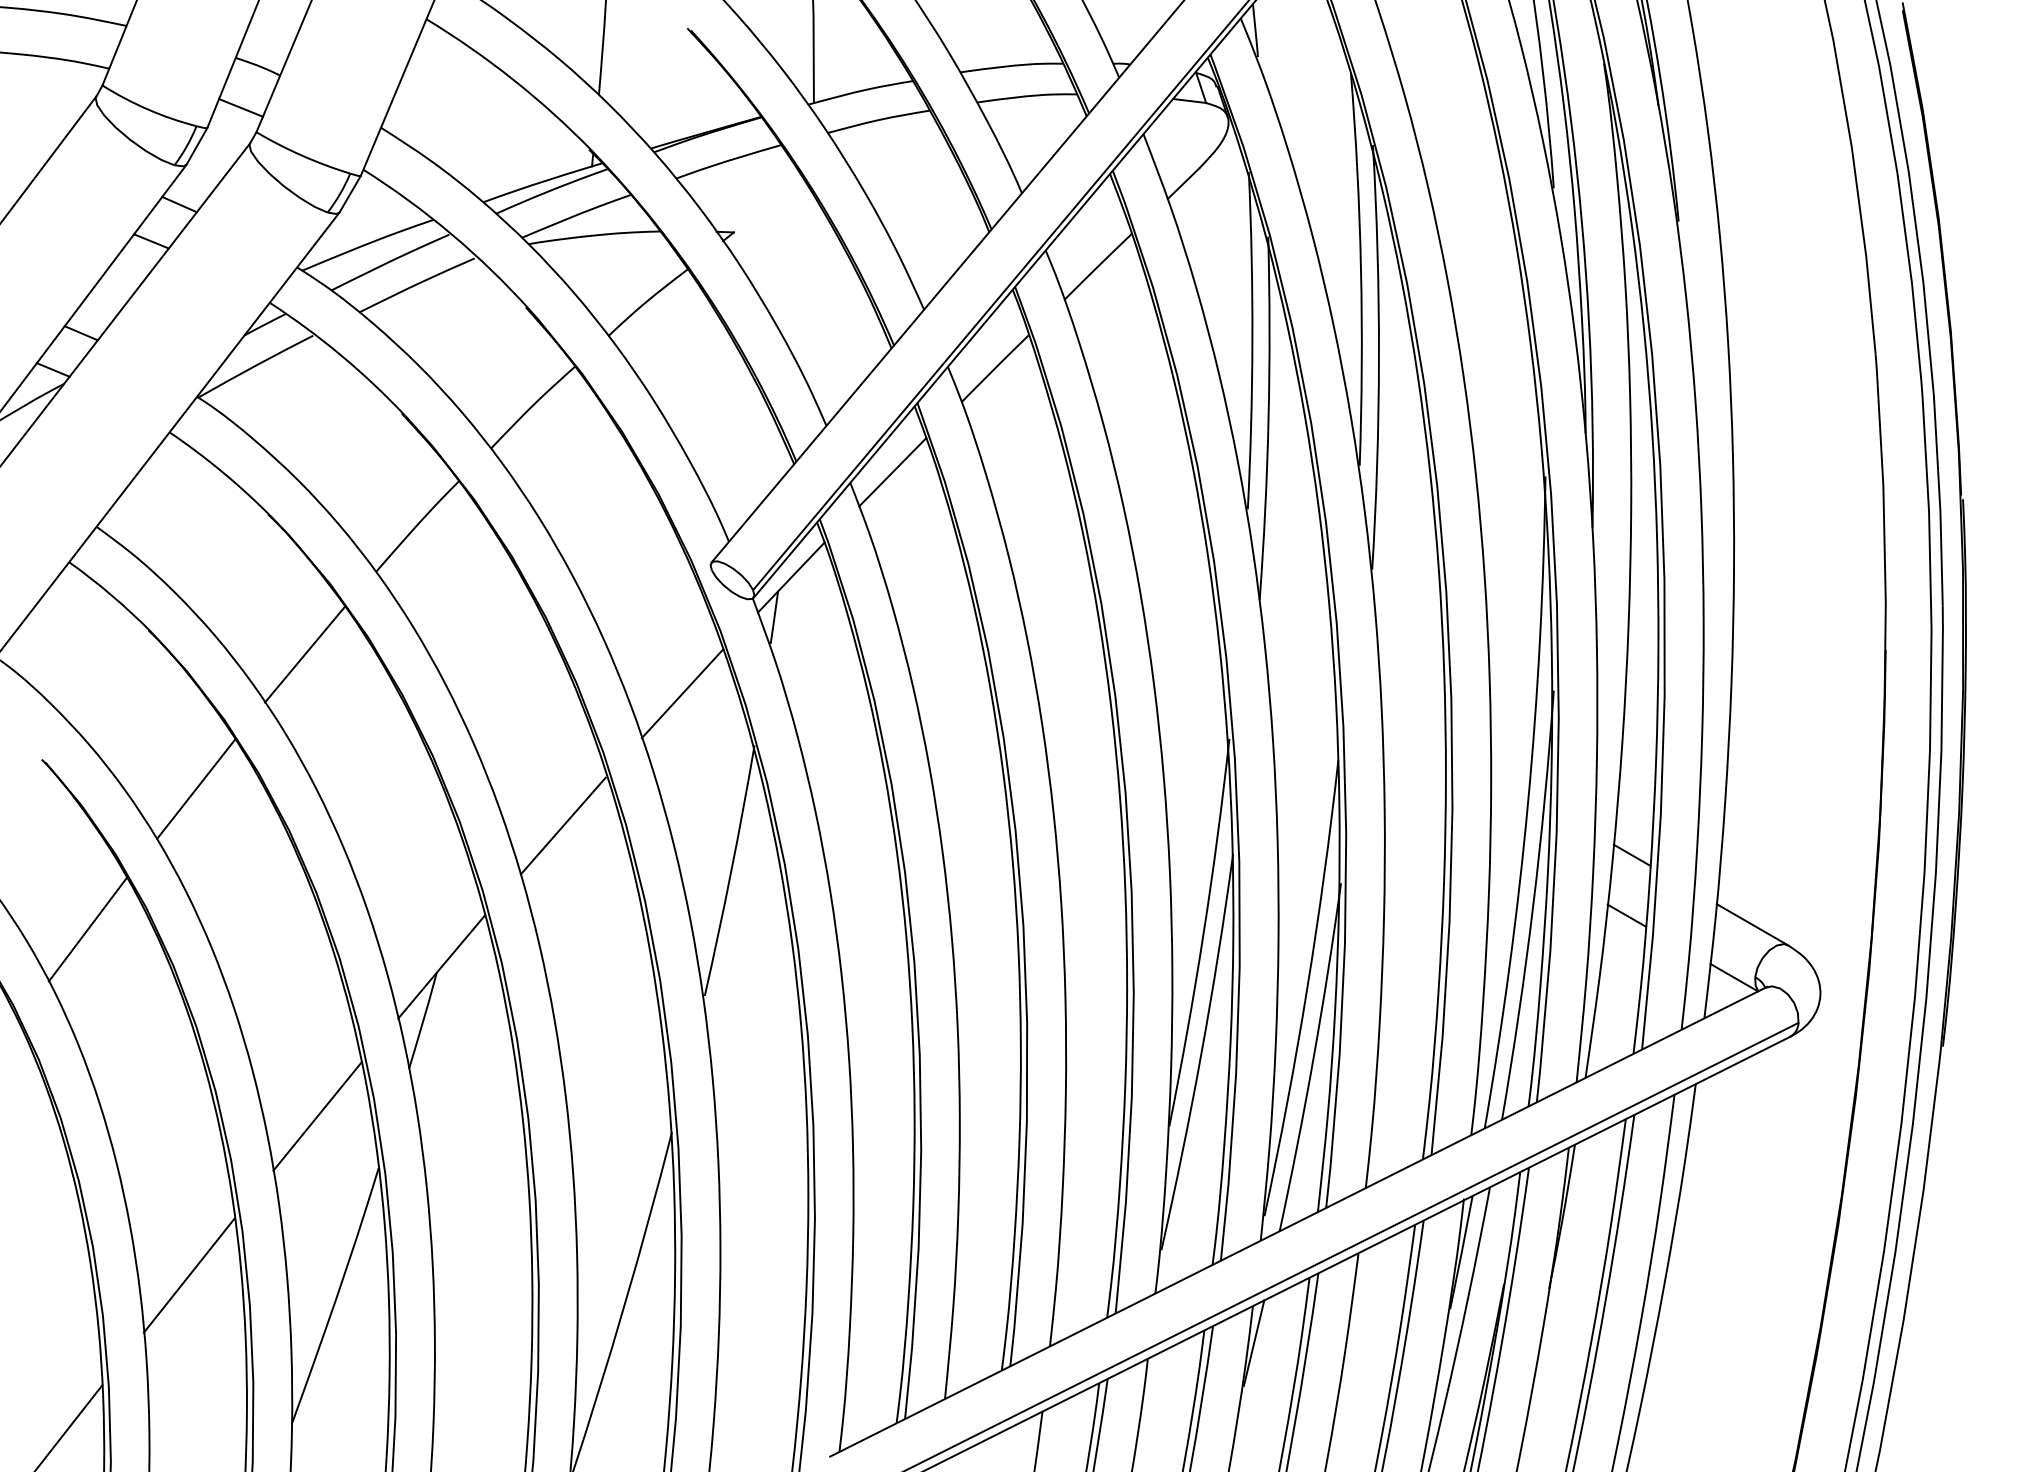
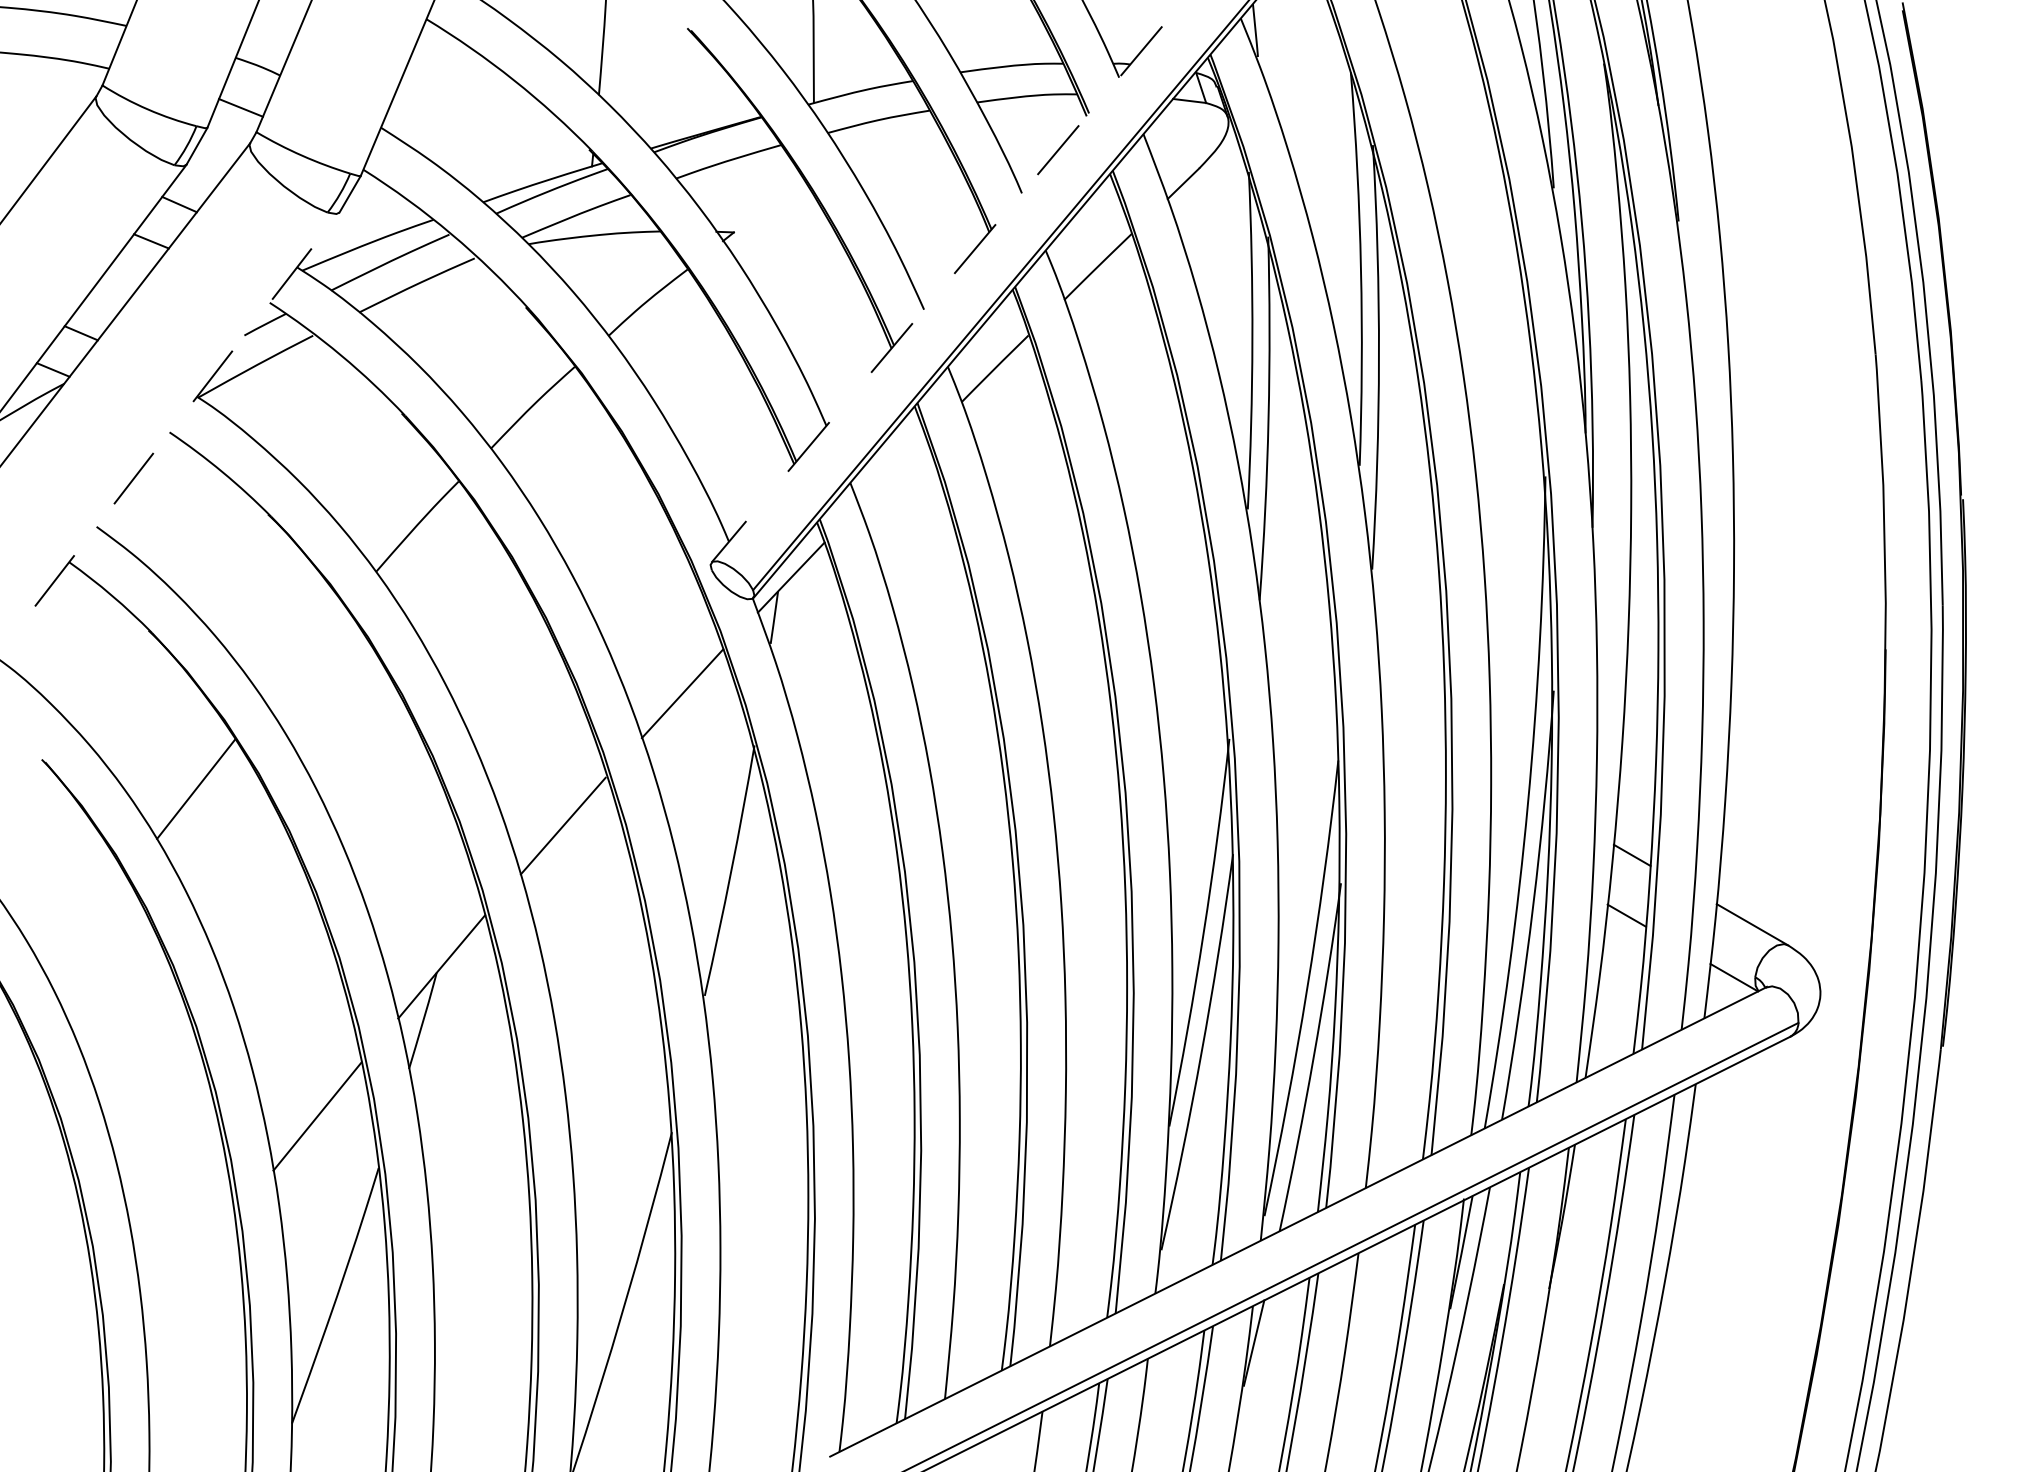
line: solid -> dashed (947, 281)
line: solid -> dashed (170, 431)
line: present -> none (892, 472)
line: present -> none (304, 654)
line: present -> none (87, 929)
line: present -> none (188, 1275)
line: present -> none (69, 1426)
